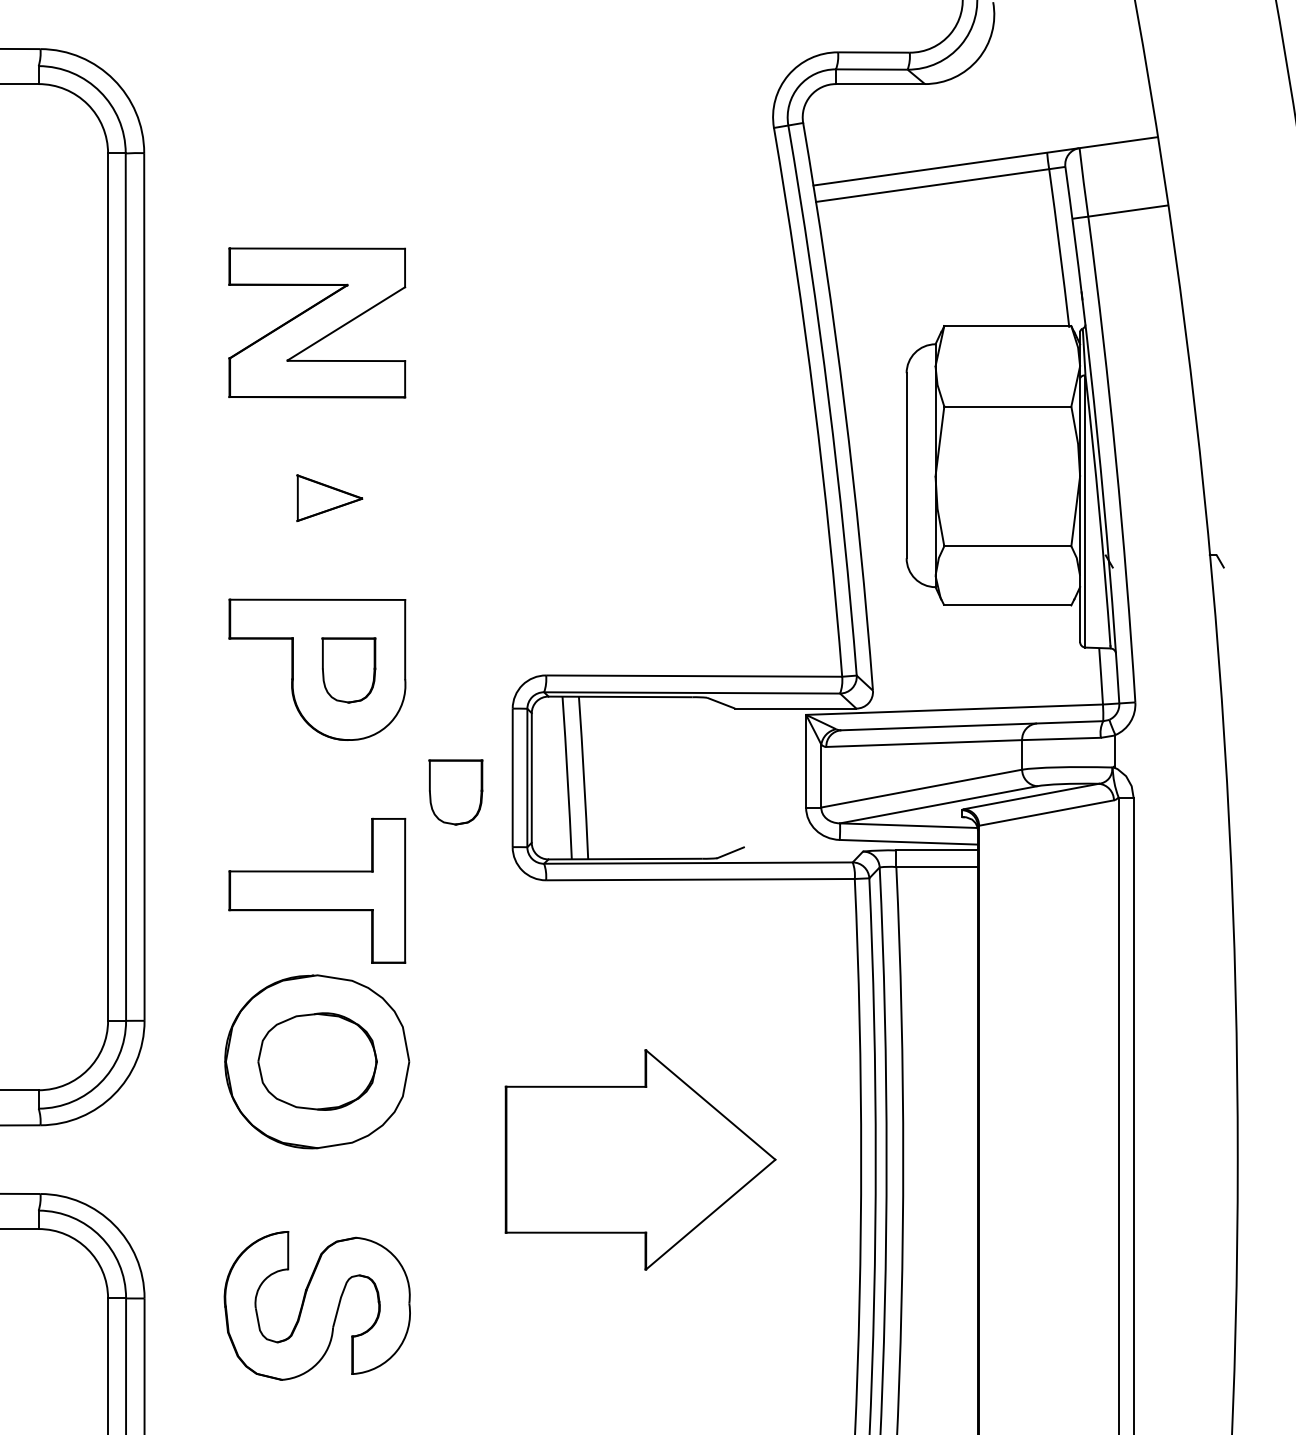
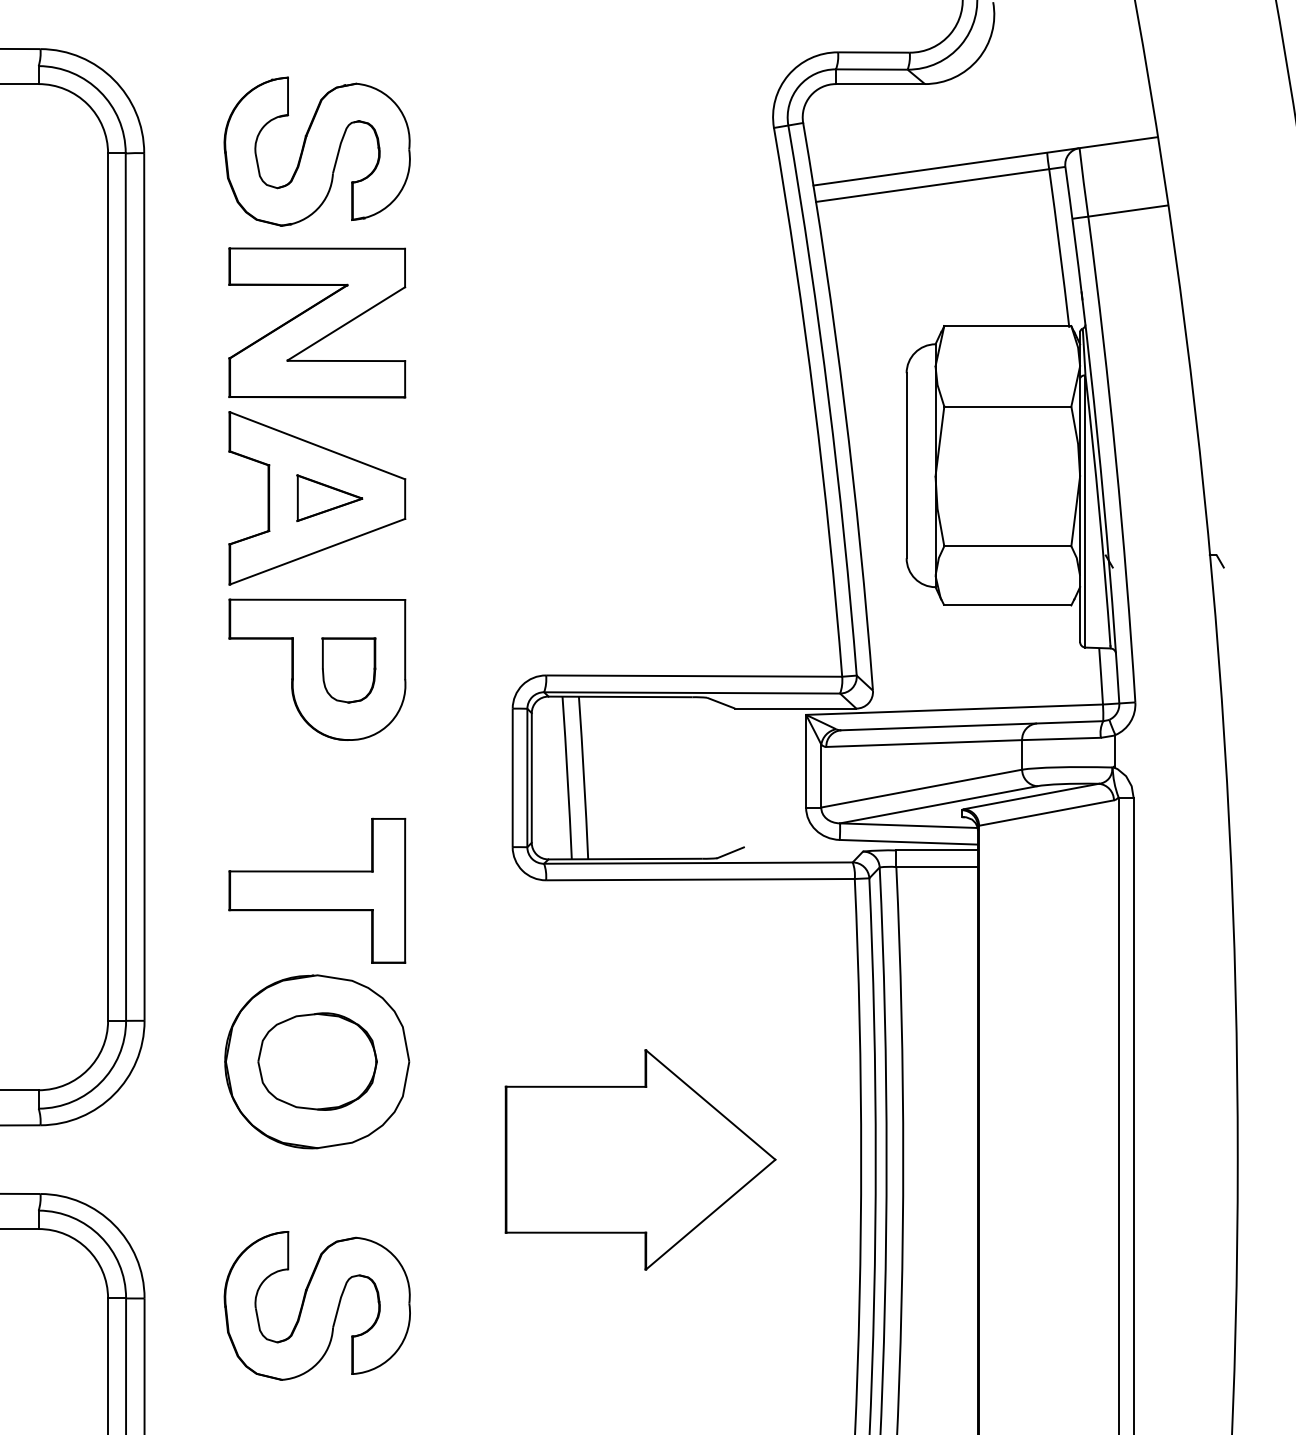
part: none -> present (316, 151)
part: none -> present (317, 498)
part: present -> none (455, 792)
